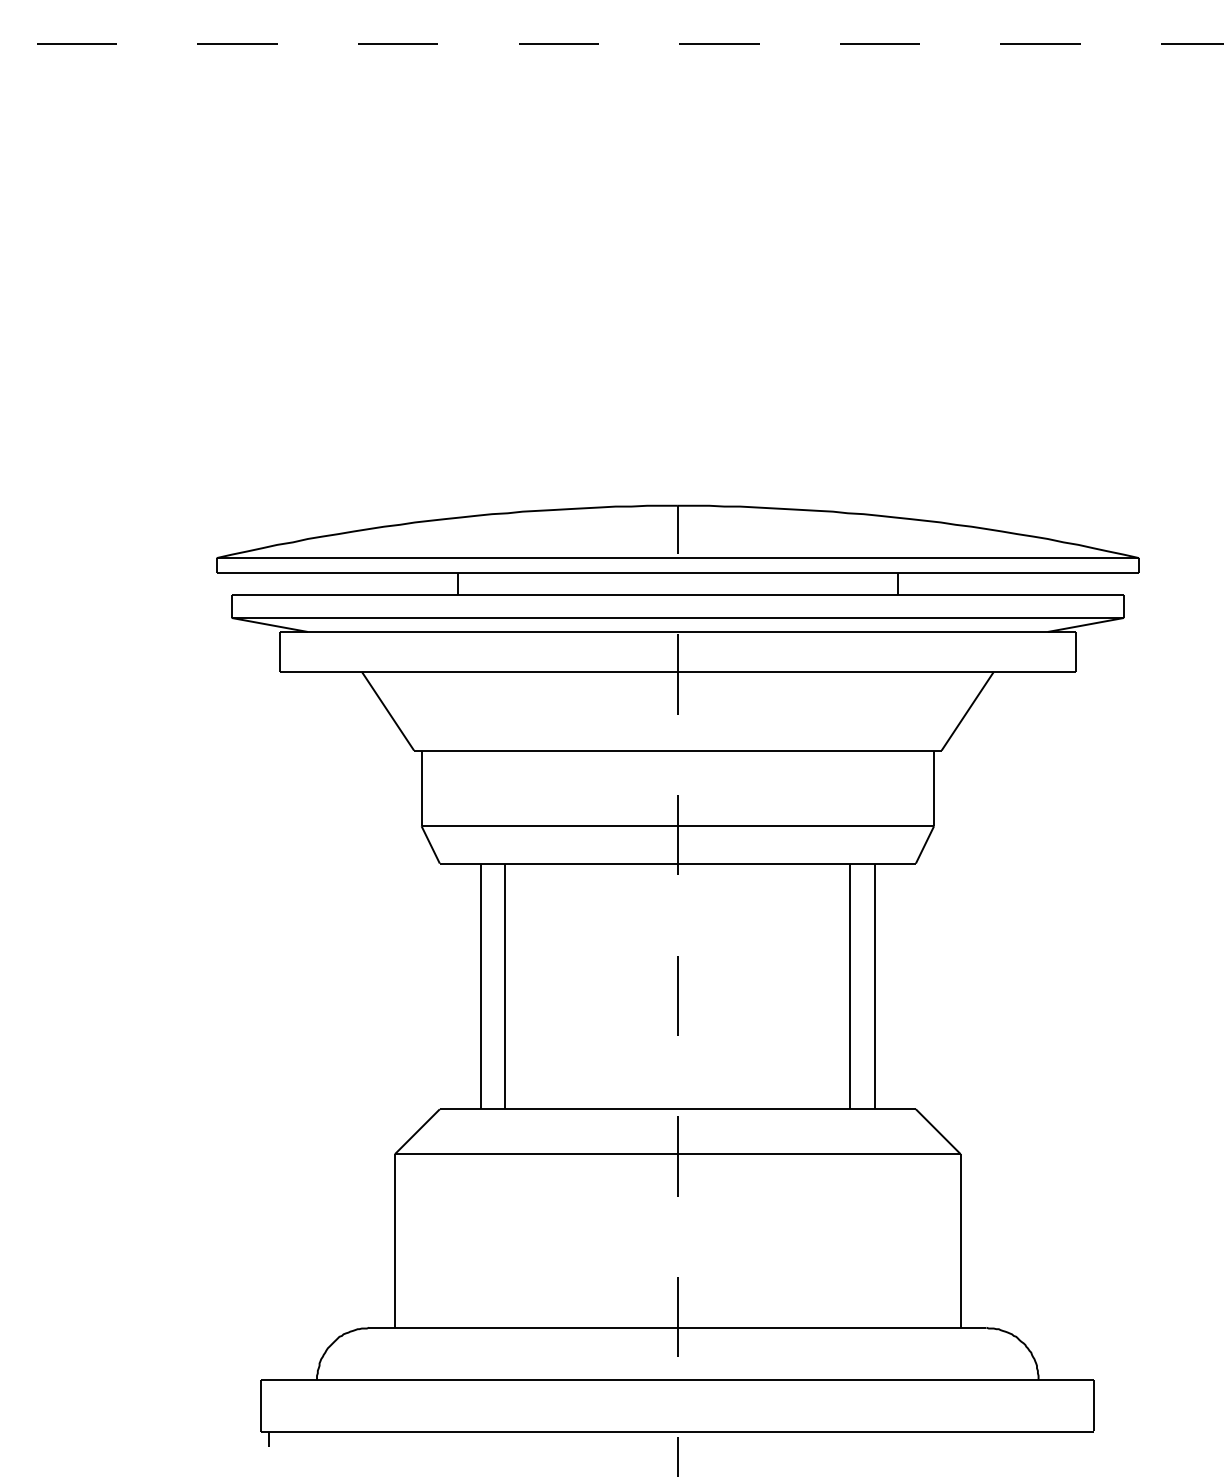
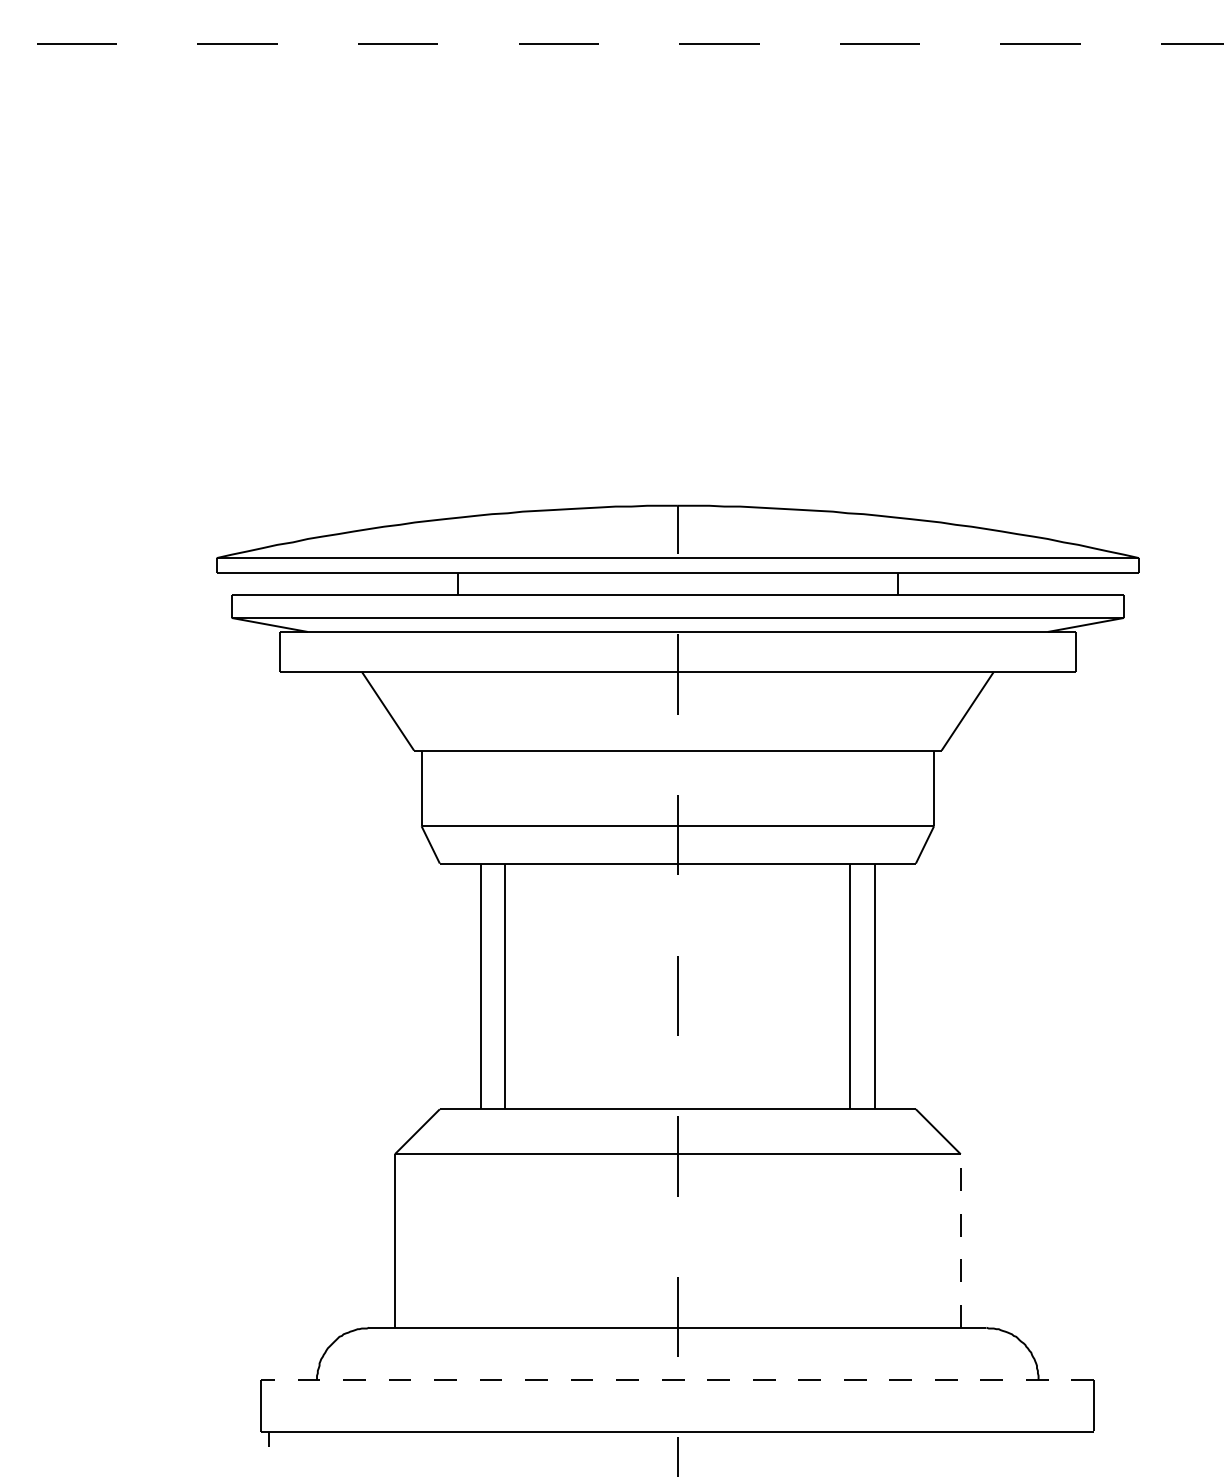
line: solid -> dashed (960, 1240)
line: solid -> dashed (677, 1379)
